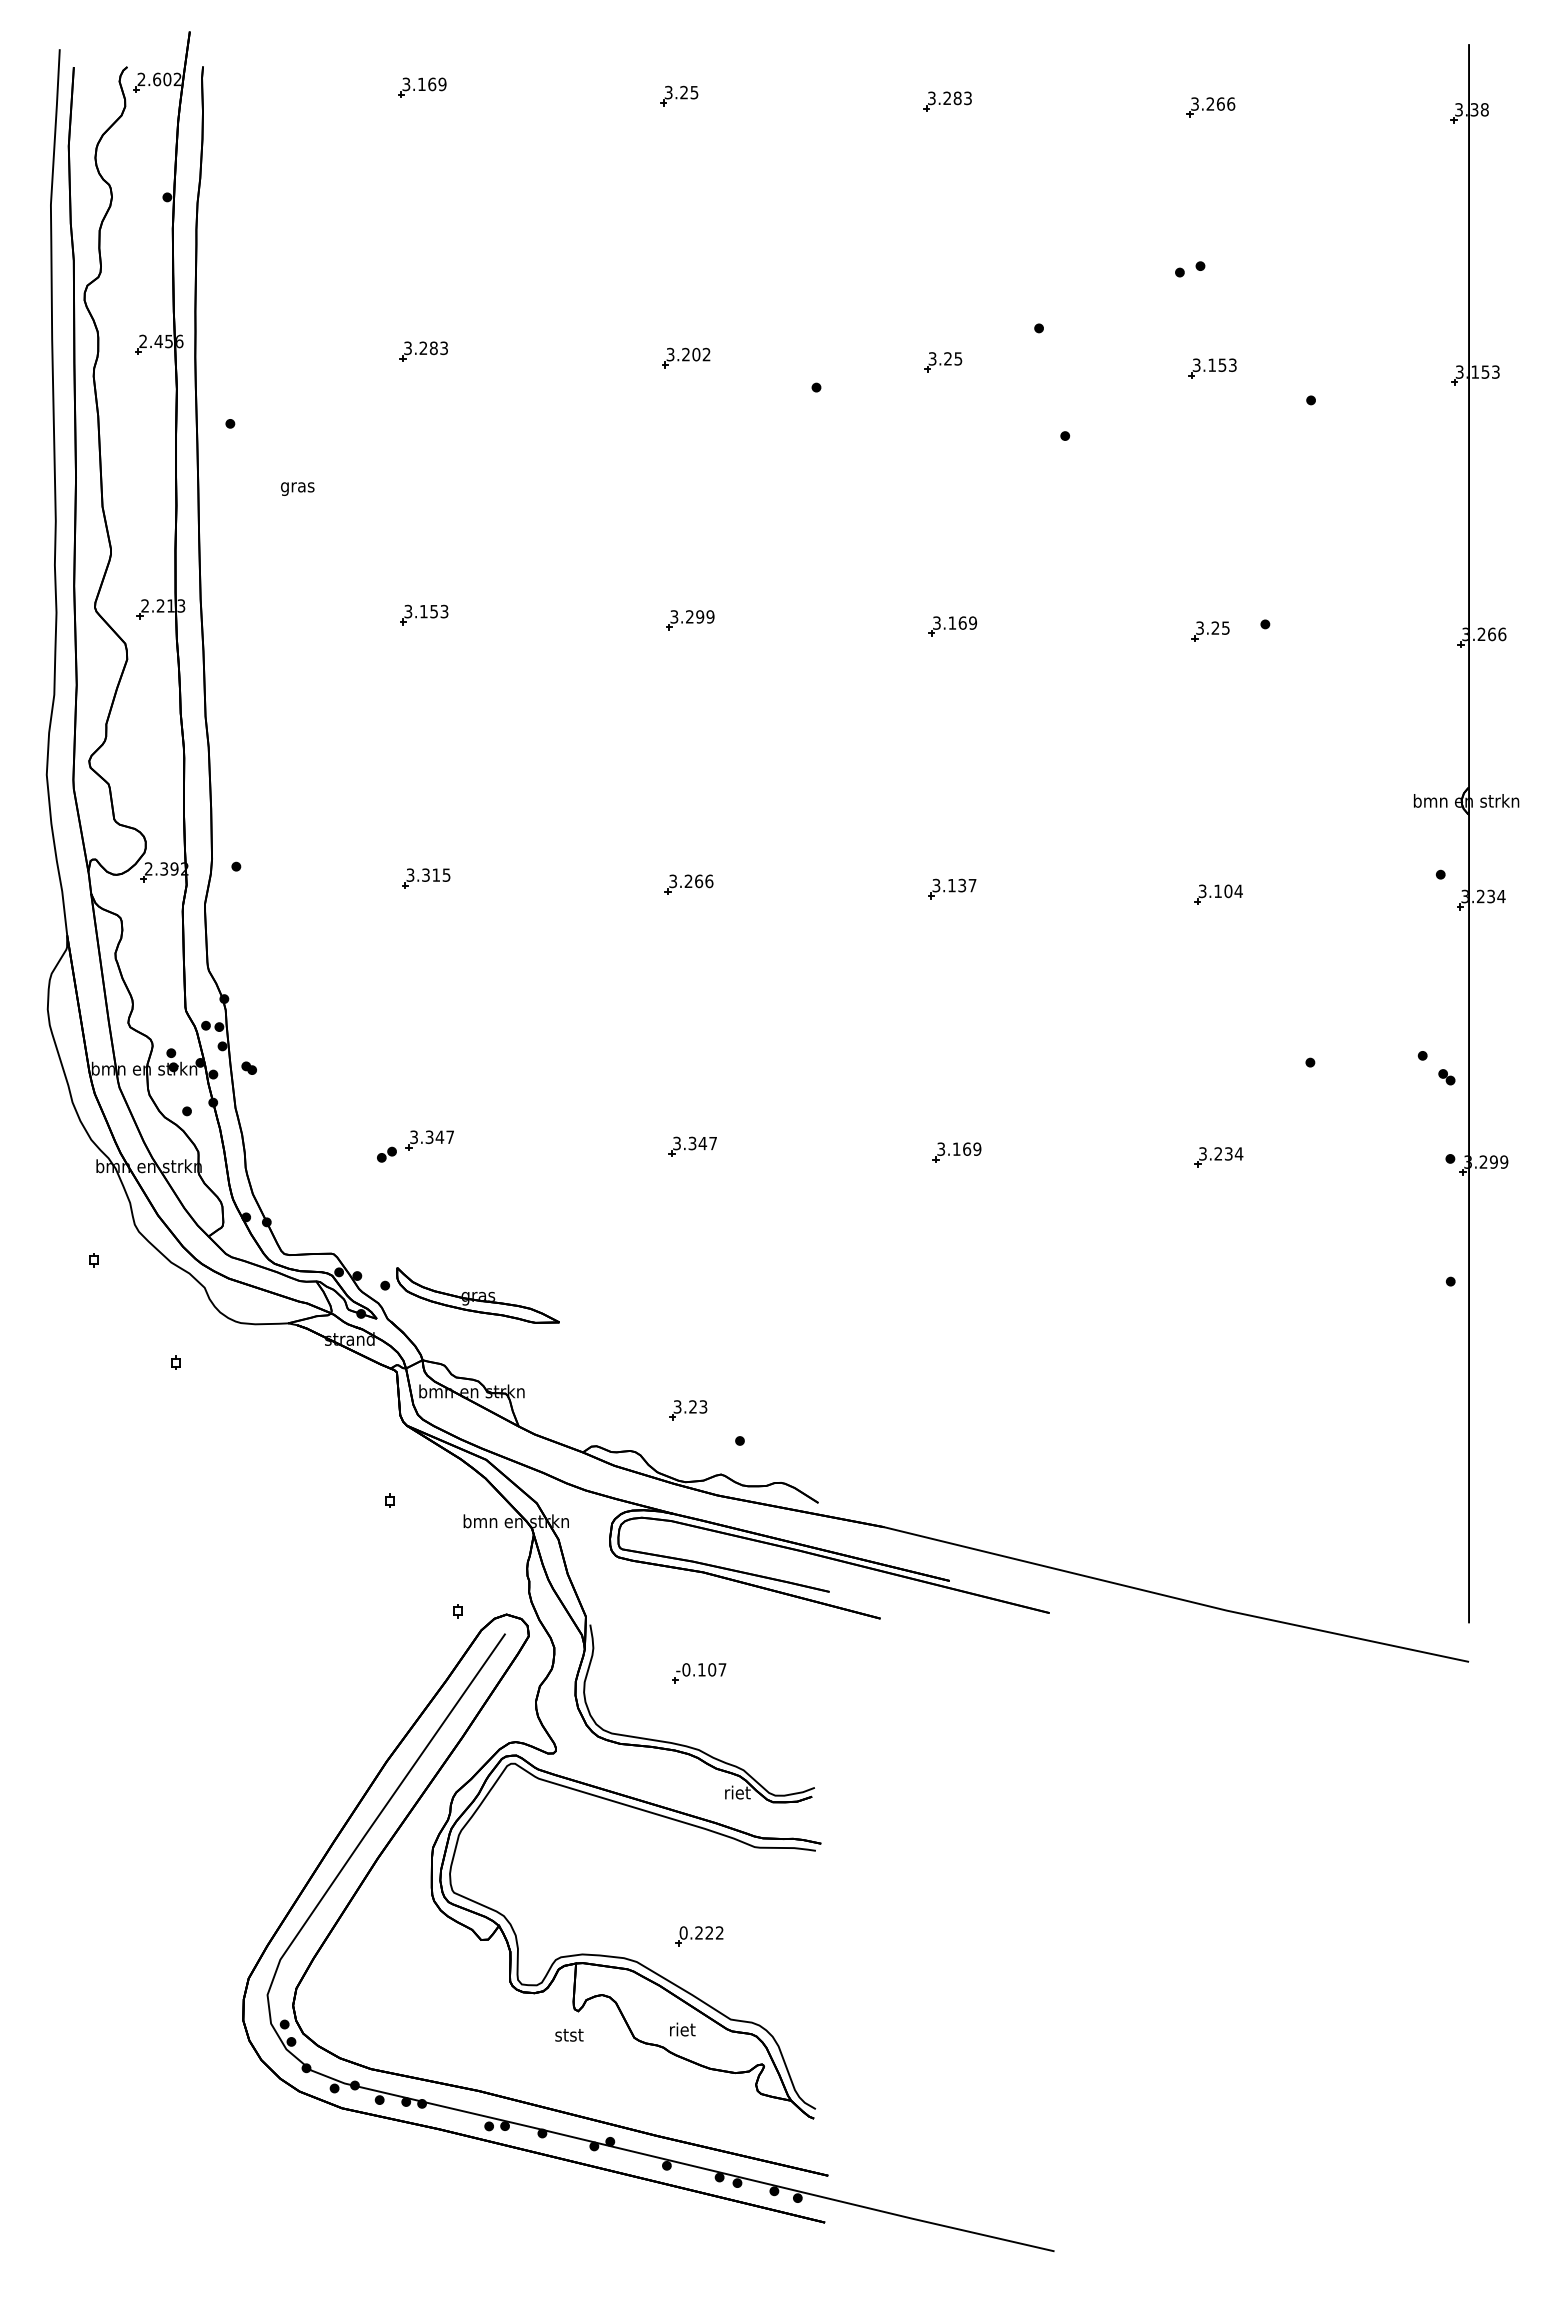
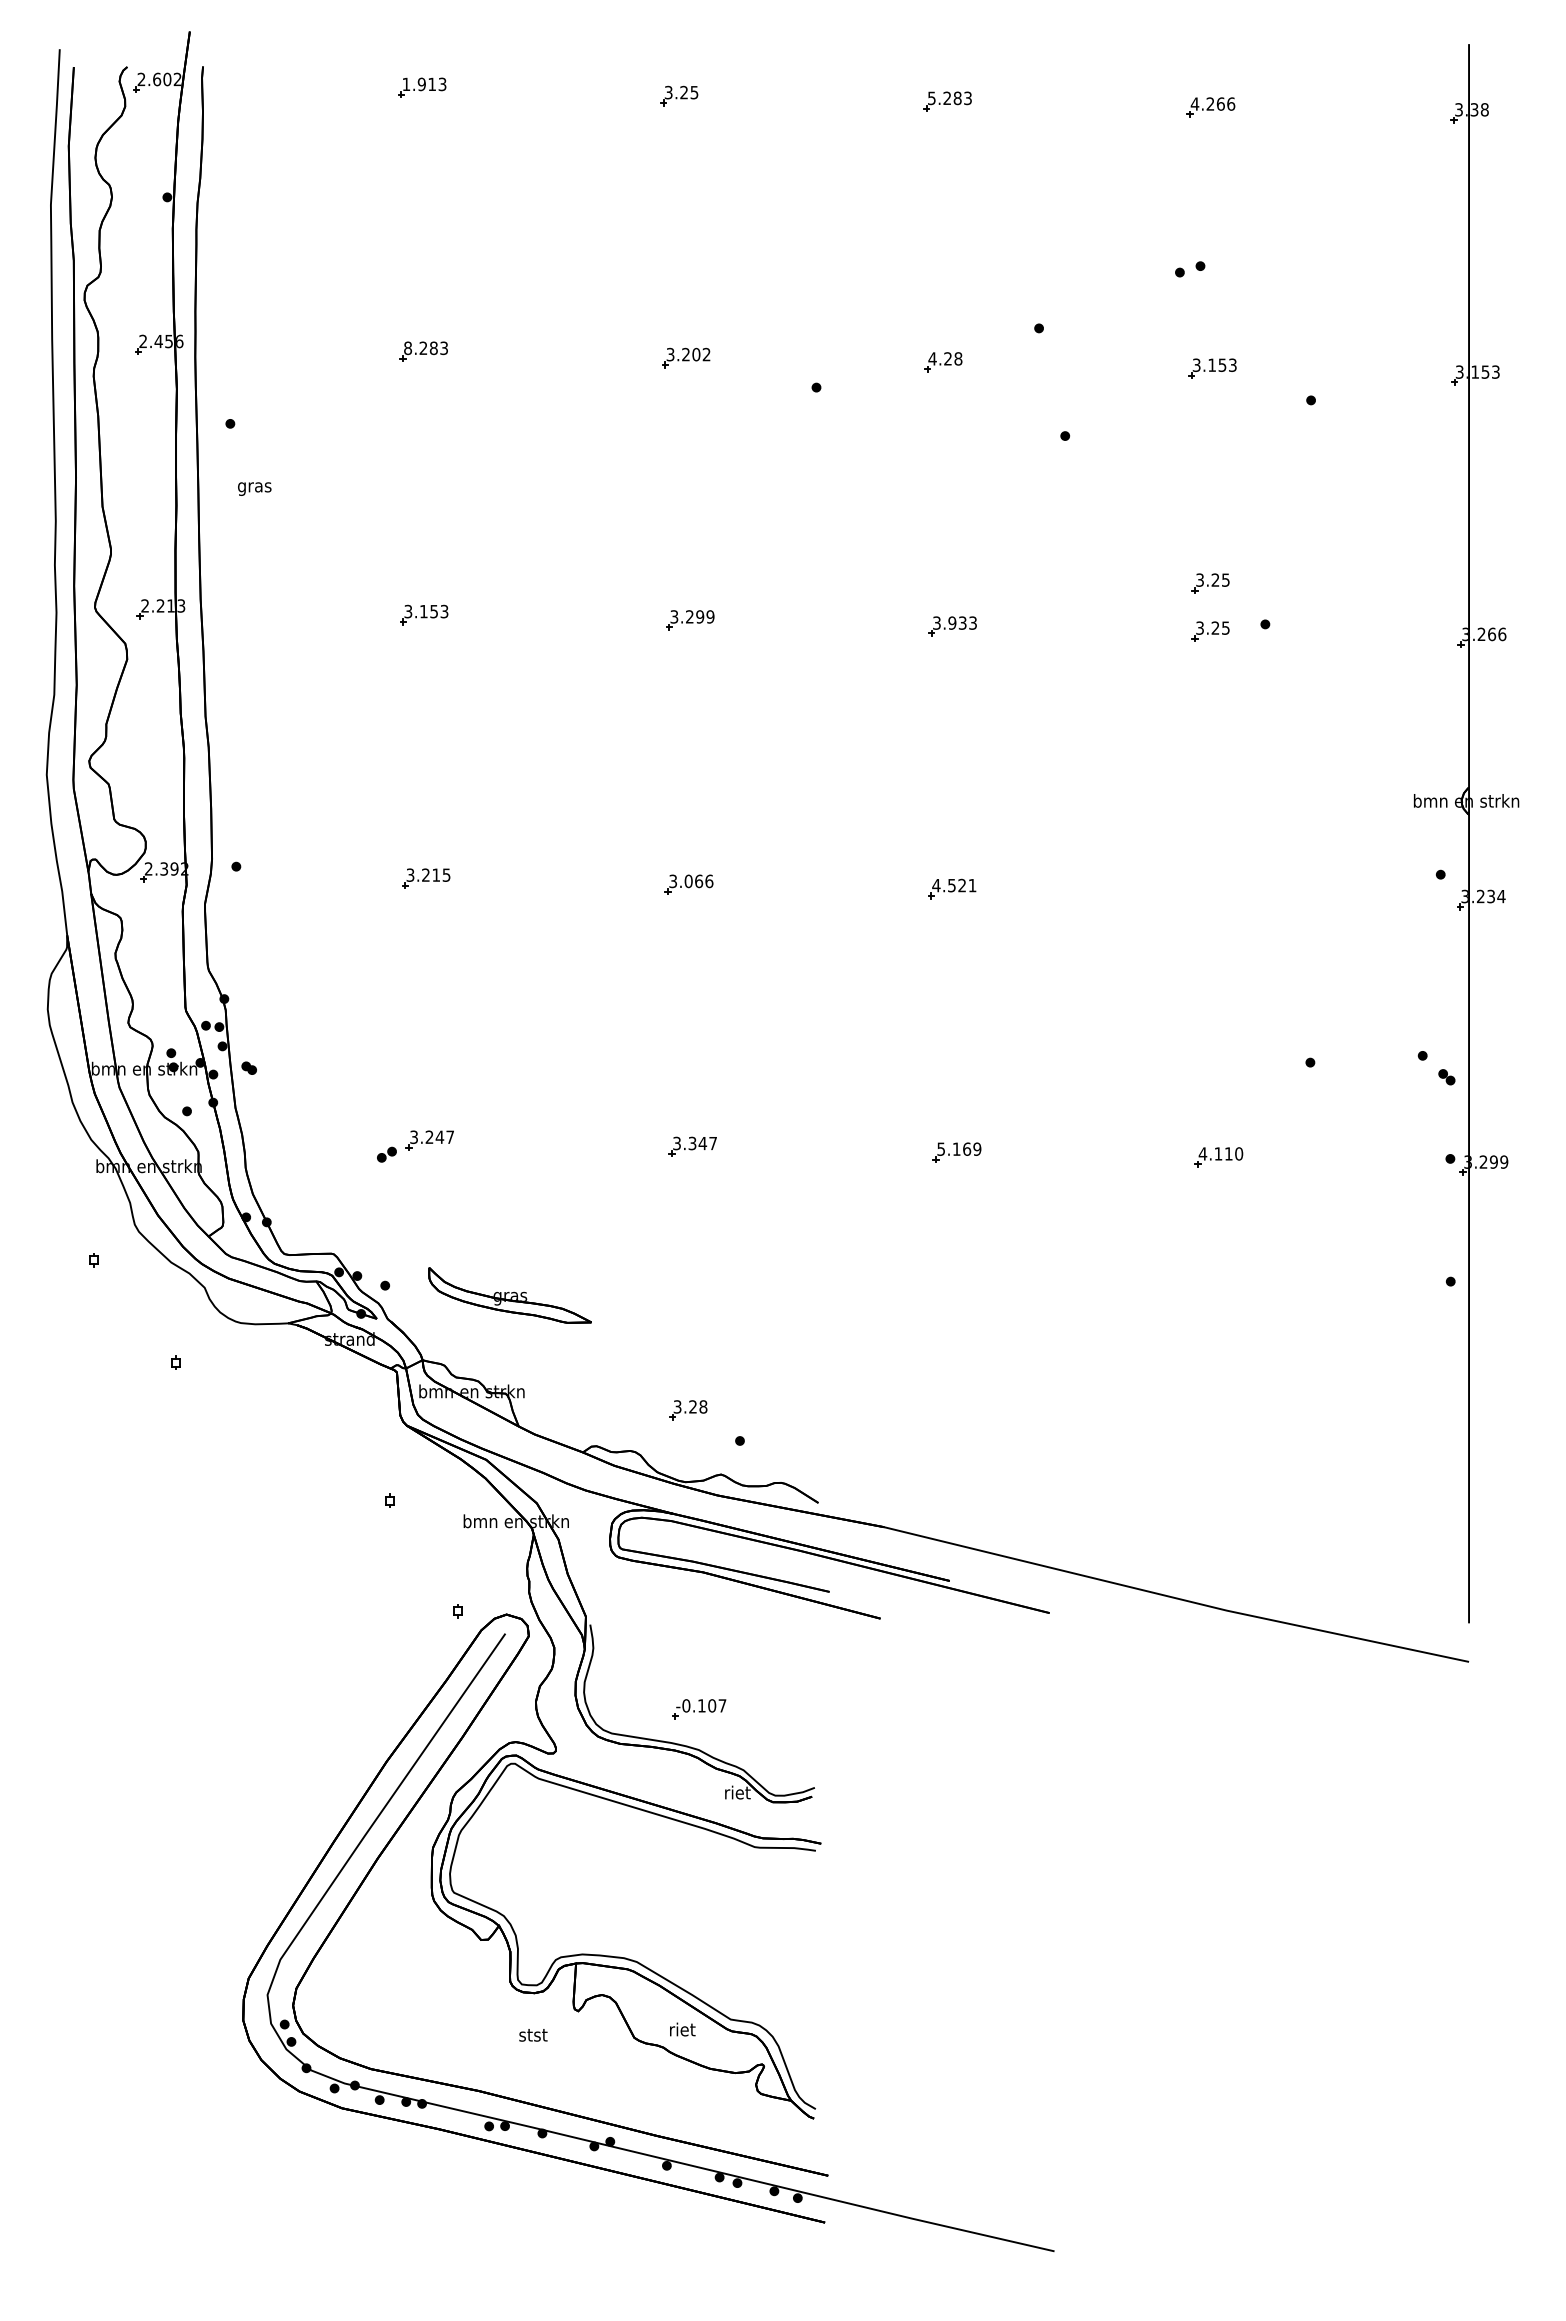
text: 3.169 -> 1.913 (424, 84)
text: 3.283 -> 5.283 (931, 97)
text: 3.266 -> 4.266 (1194, 103)
text: 3.283 -> 8.283 (408, 347)
text: 3.25 -> 4.28 (945, 358)
text position: (297, 488) -> (254, 488) (254, 488)
part: none -> present (1210, 583)
text: 3.169 -> 3.933 (962, 622)
text: 3.315 -> 3.215 (425, 875)
text: 3.266 -> 3.066 (688, 881)
text: 3.137 -> 4.521 (954, 885)
part: present -> none (1218, 894)
text: 3.347 -> 3.247 (429, 1137)
text: 3.169 -> 5.169 (941, 1148)
text: 3.234 -> 4.110 (1220, 1153)
part position: (477, 1295) -> (509, 1295) (509, 1295)
text: 3.23 -> 3.28 (703, 1406)
part position: (699, 1673) -> (699, 1709) (699, 1709)
part: present -> none (699, 1936)
text position: (569, 2035) -> (533, 2035) (533, 2035)
